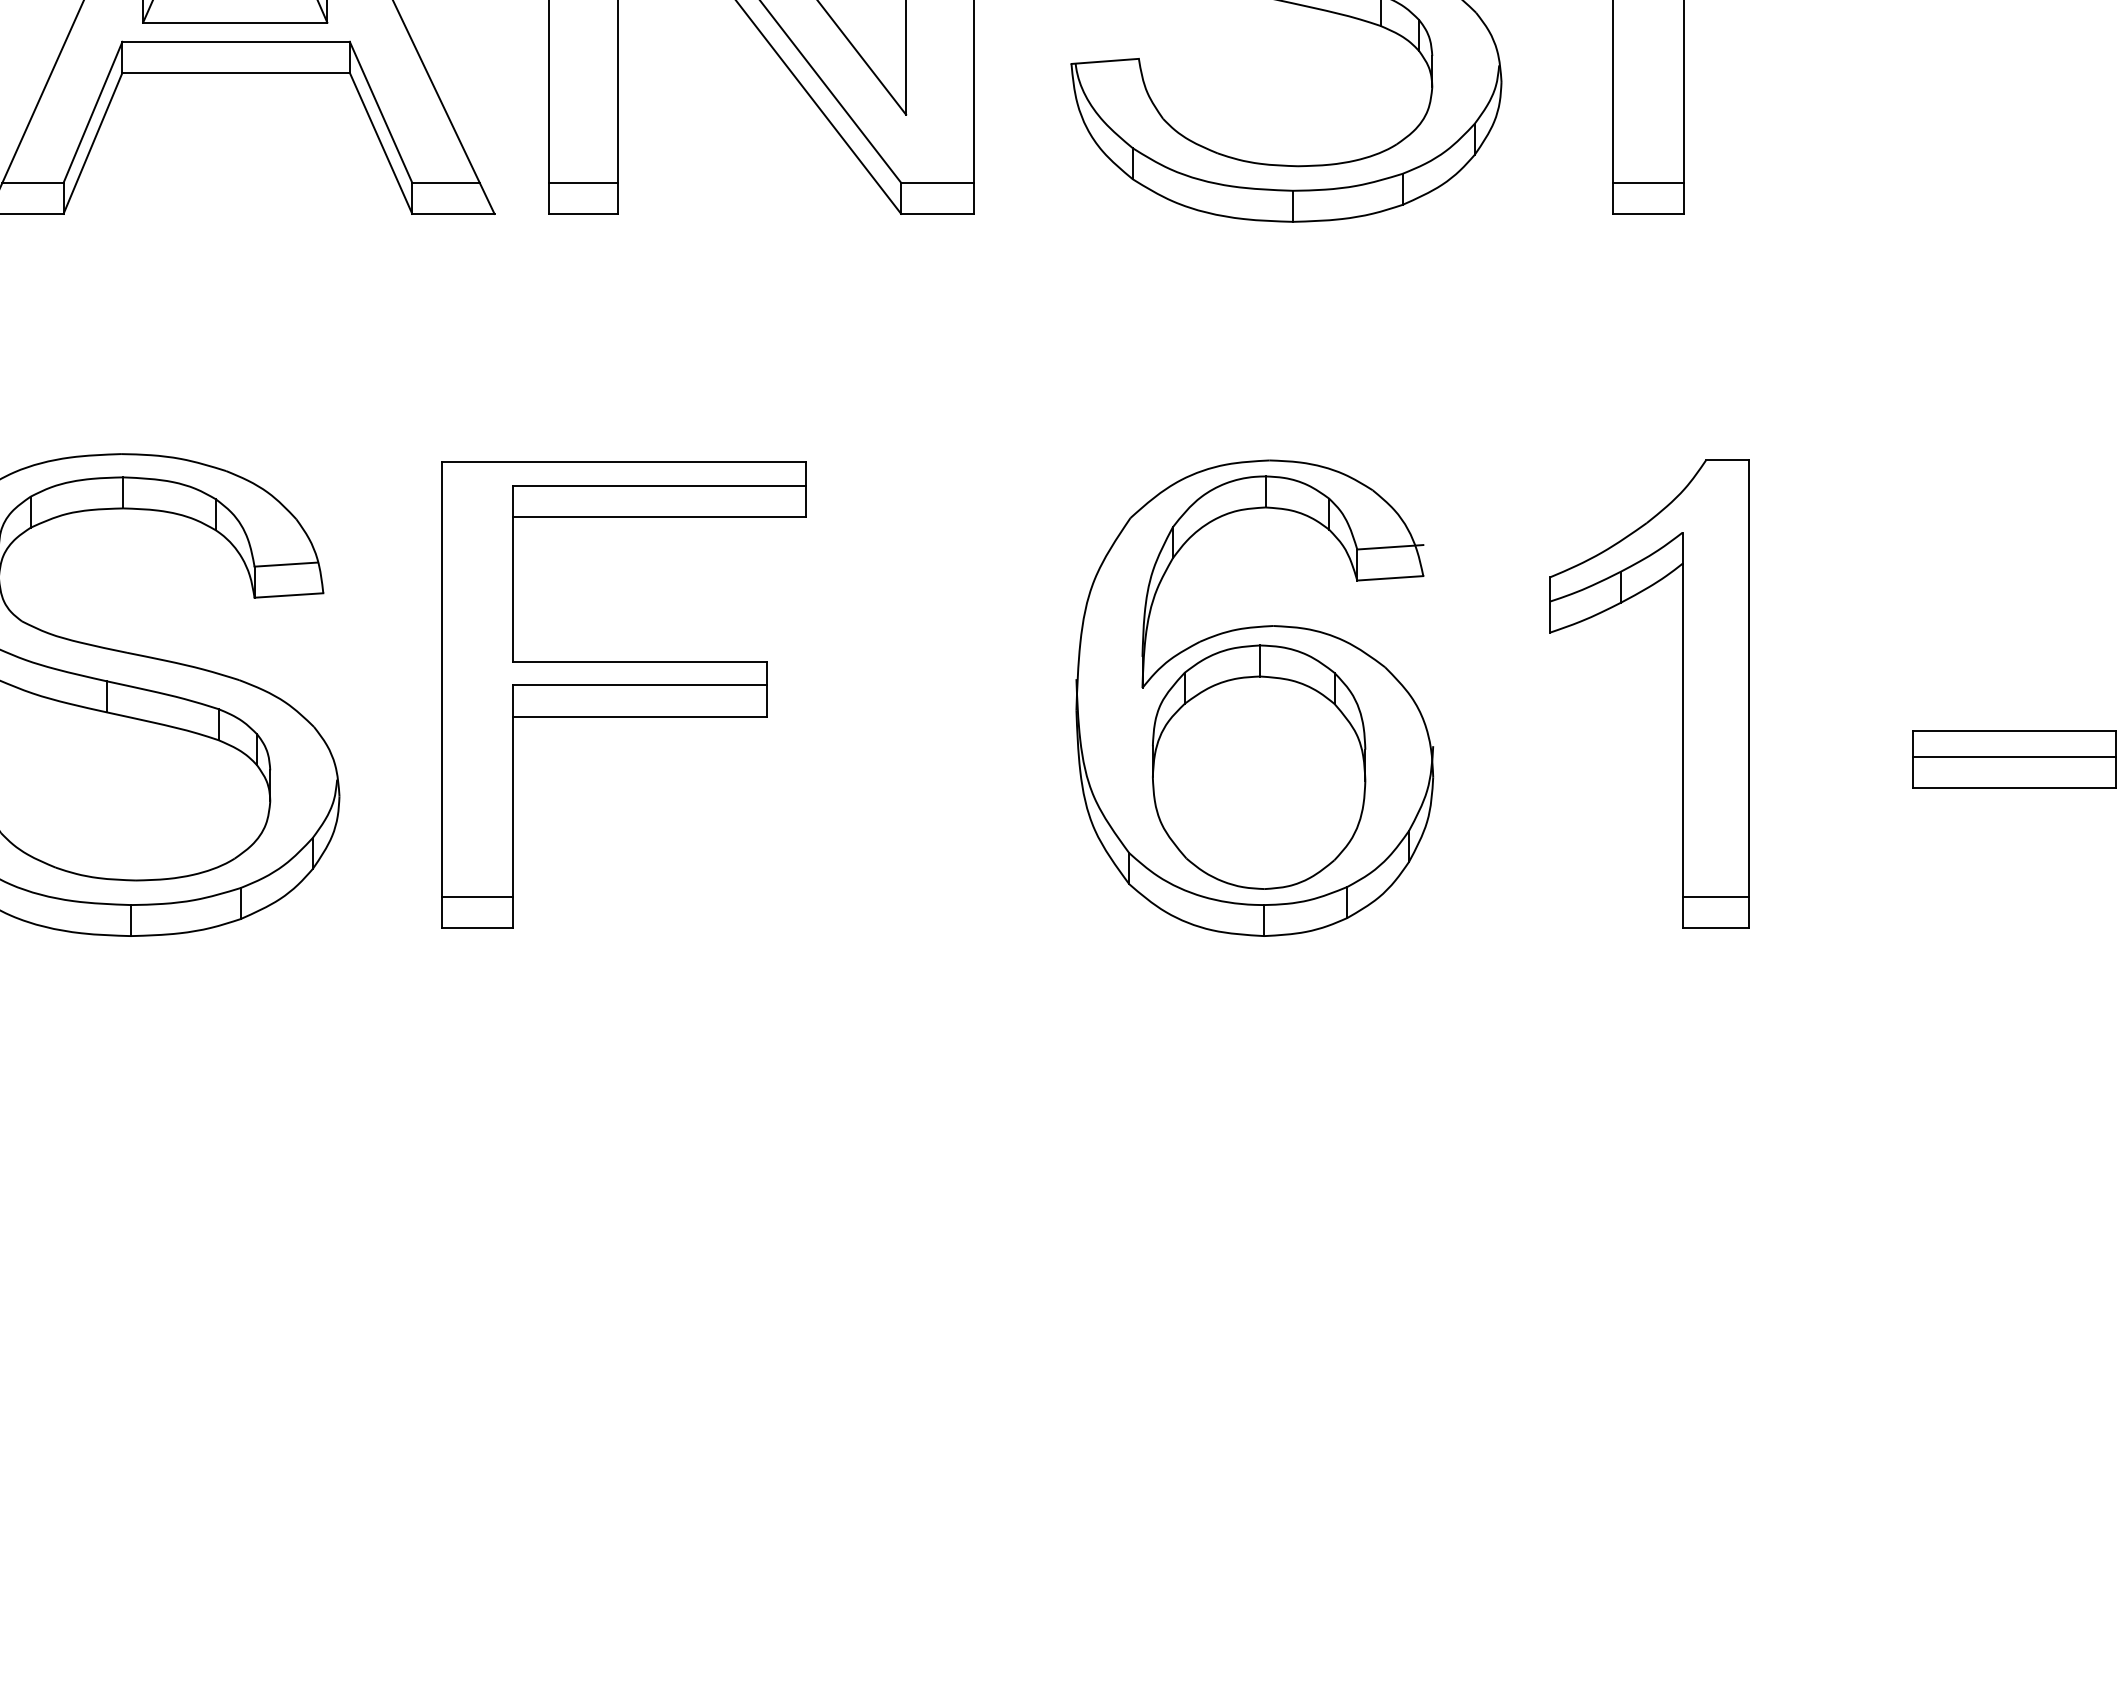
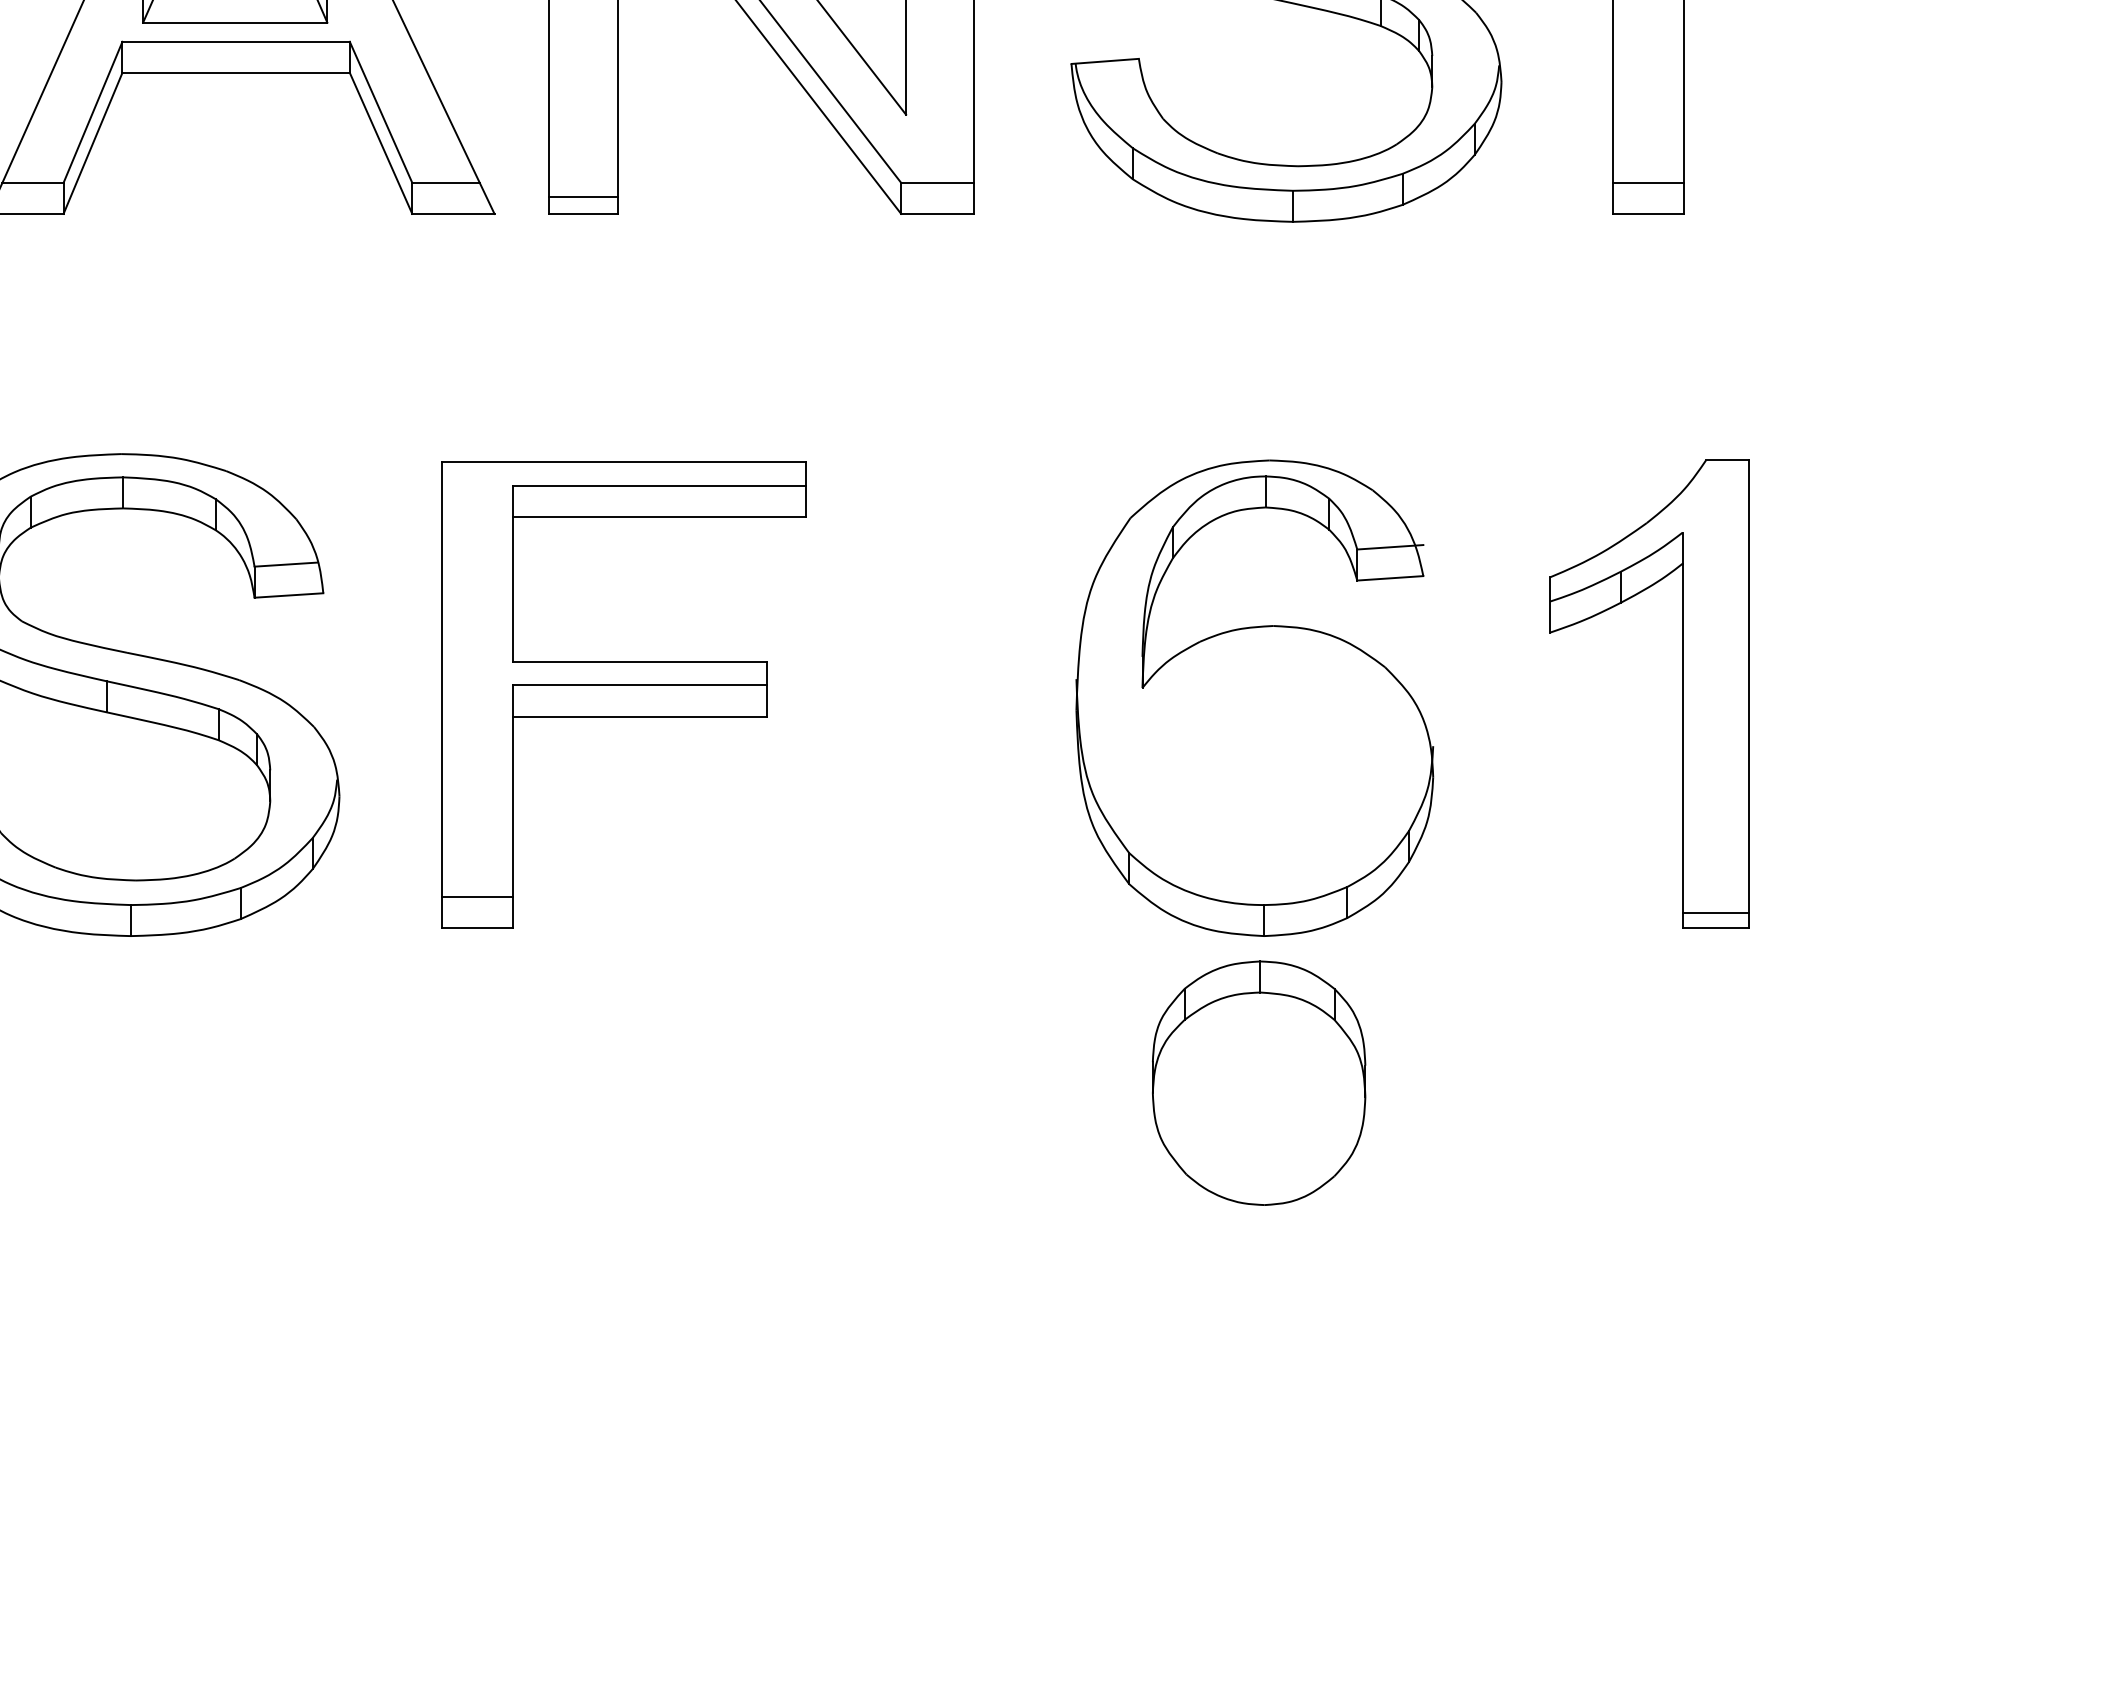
line position: (582, 182) -> (582, 196) (582, 196)
part: present -> none (2014, 759)
part position: (1259, 766) -> (1259, 1082) (1259, 1082)
line position: (1715, 897) -> (1715, 913) (1715, 913)
